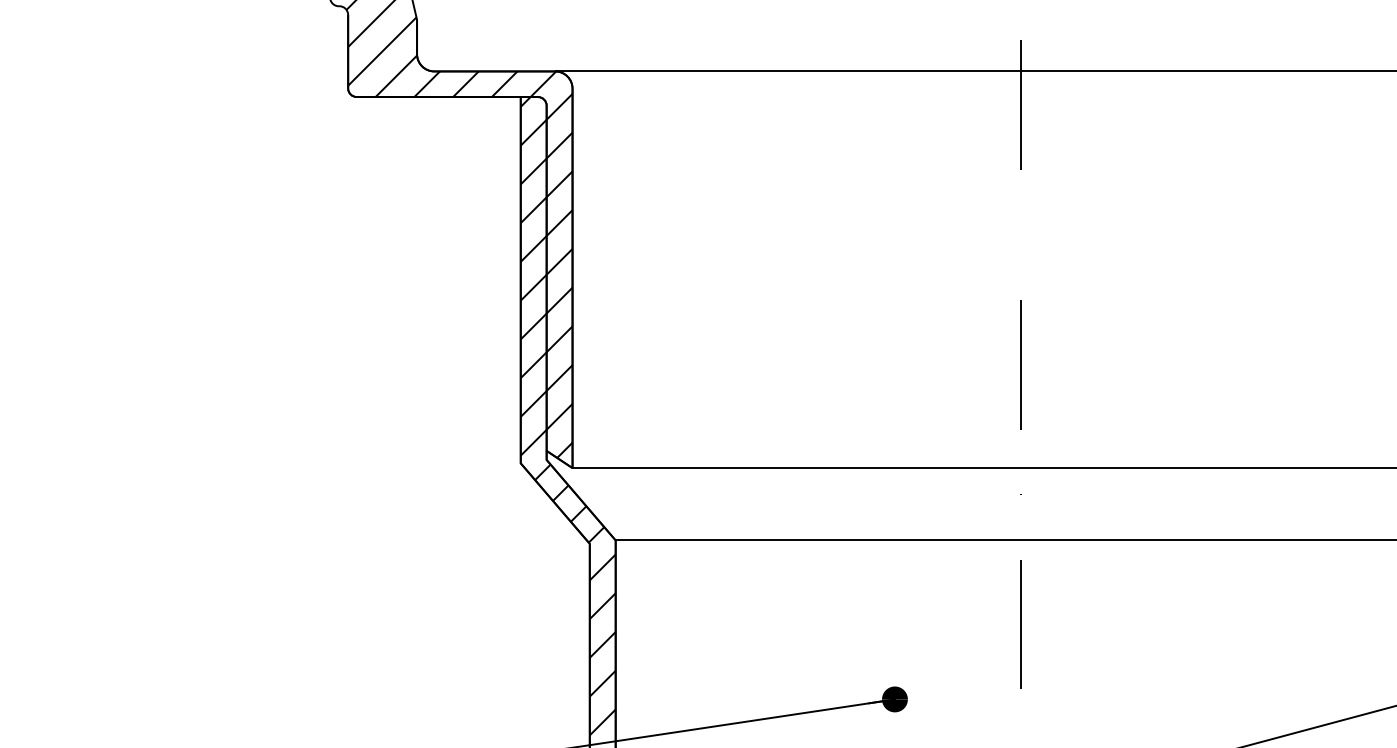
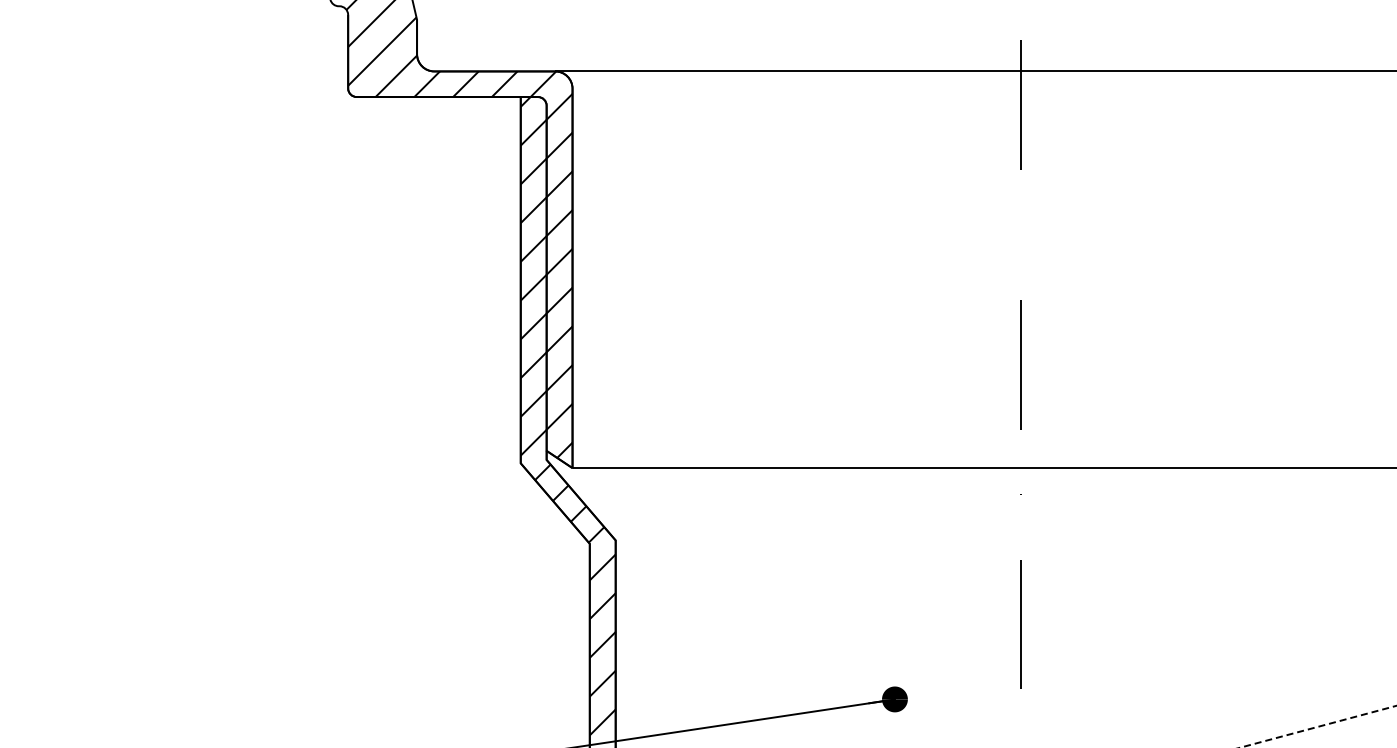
line: present -> none (1004, 540)
line: solid -> dashed (1318, 726)
